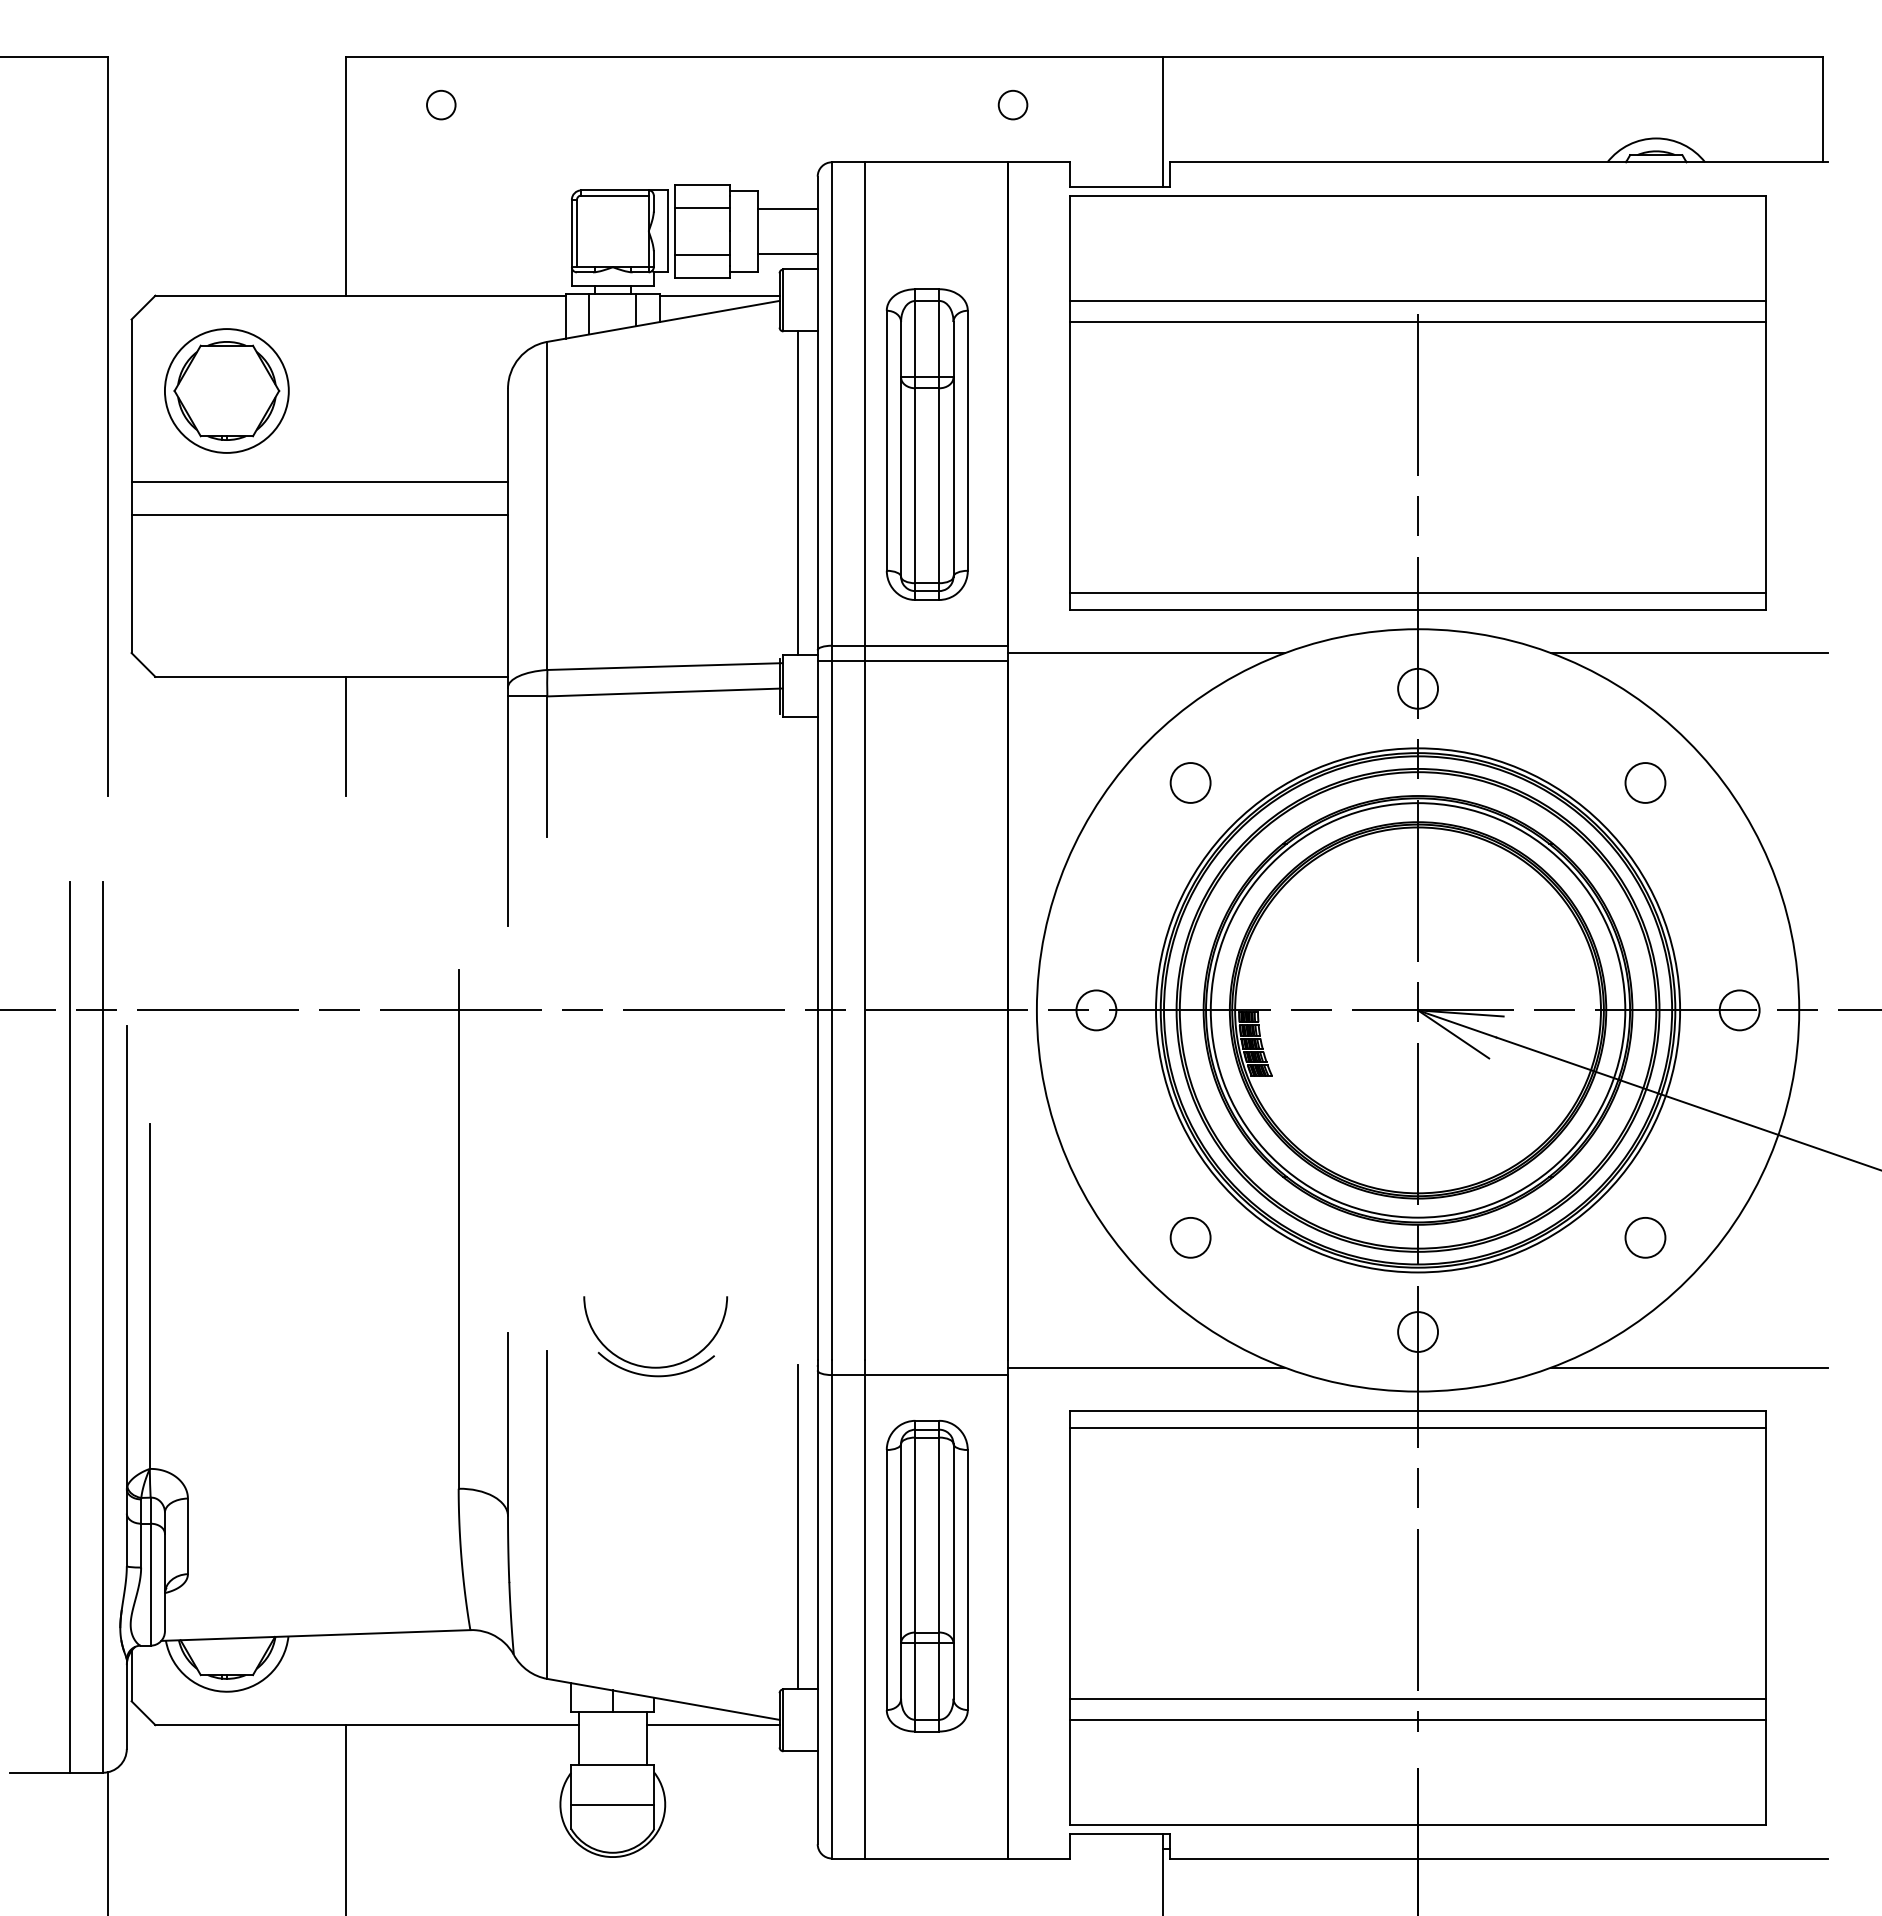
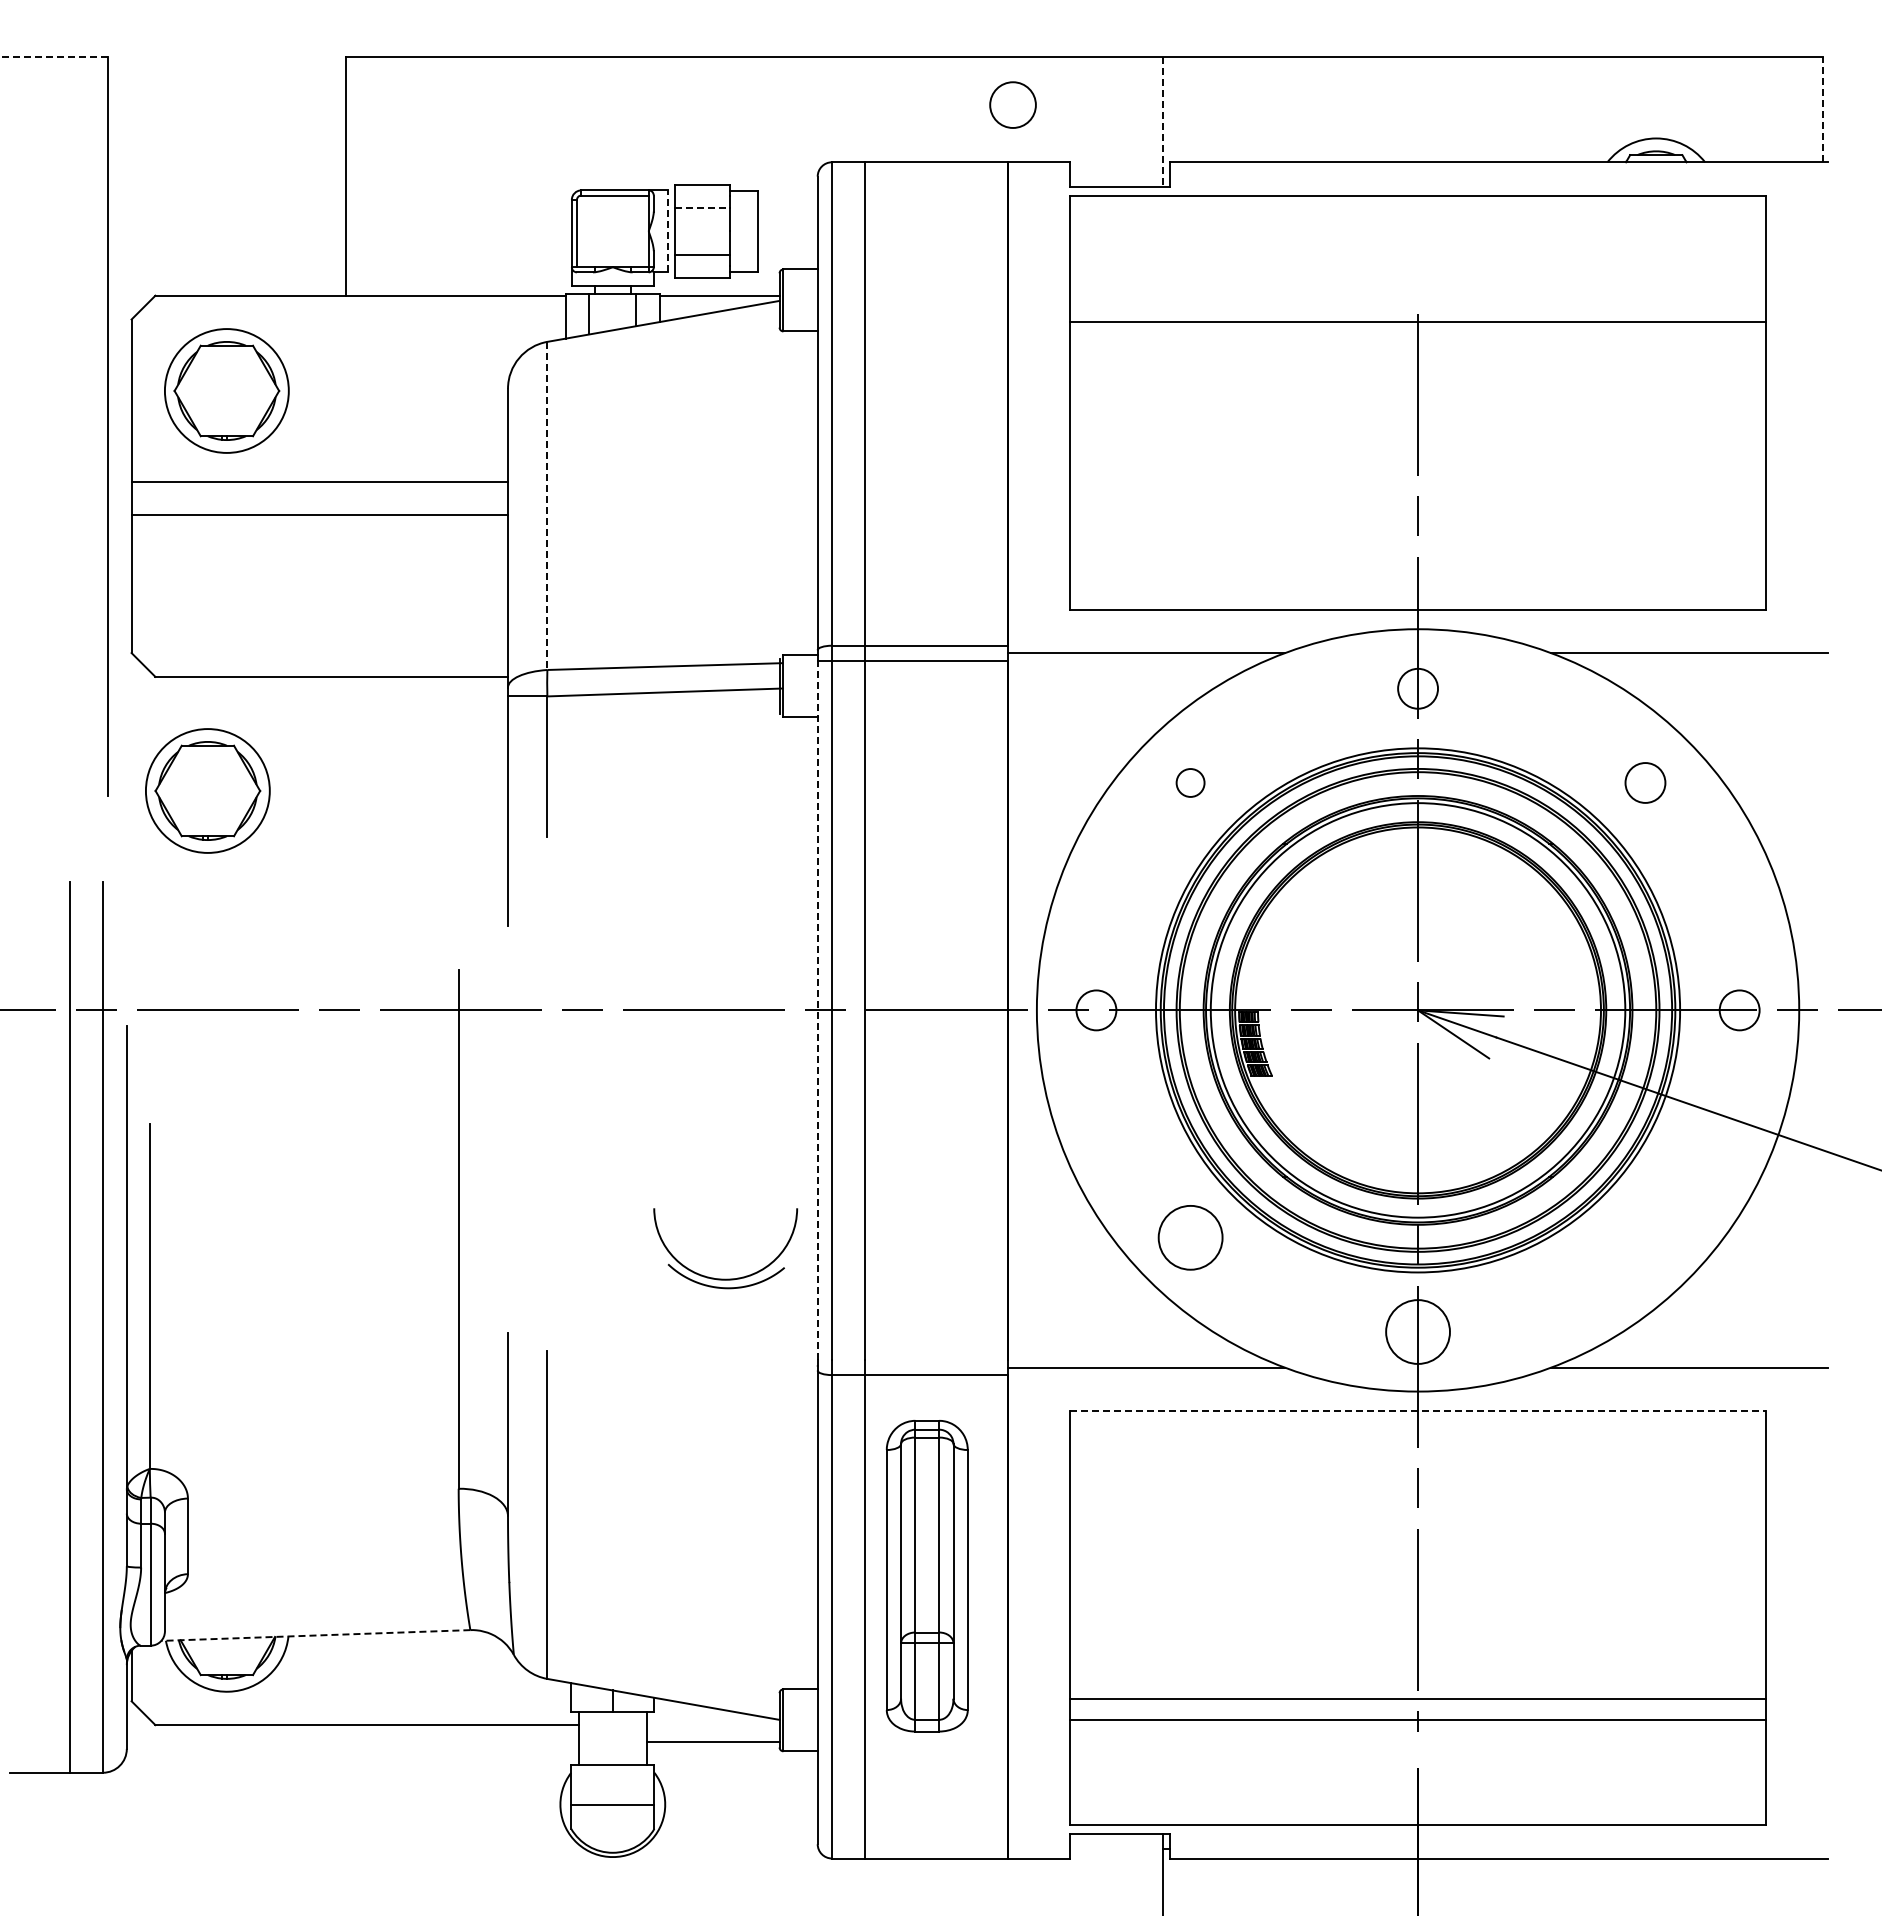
line: solid -> dashed (53, 57)
circle: present -> none (441, 104)
circle diameter: 29 px -> 46 px (1012, 104)
line: solid -> dashed (1823, 109)
line: solid -> dashed (1163, 122)
line: solid -> dashed (702, 208)
line: present -> none (787, 208)
line: solid -> dashed (667, 231)
line: present -> none (787, 254)
line: present -> none (1417, 300)
part: present -> none (926, 444)
line: present -> none (798, 493)
line: solid -> dashed (547, 506)
line: present -> none (1417, 593)
line: present -> none (346, 736)
circle size: 43x42 px -> 31x30 px (1190, 782)
part: none -> present (207, 790)
line: solid -> dashed (817, 1010)
circle diameter: 40 px -> 64 px (1190, 1237)
circle: present -> none (1645, 1237)
circle diameter: 40 px -> 64 px (1417, 1331)
part position: (655, 1366) -> (725, 1278) (725, 1278)
line: solid -> dashed (1418, 1410)
line: present -> none (1417, 1427)
line: present -> none (798, 1527)
line: solid -> dashed (315, 1635)
line position: (712, 1725) -> (712, 1742) (712, 1742)
line: present -> none (346, 1818)
line: present -> none (107, 1842)
